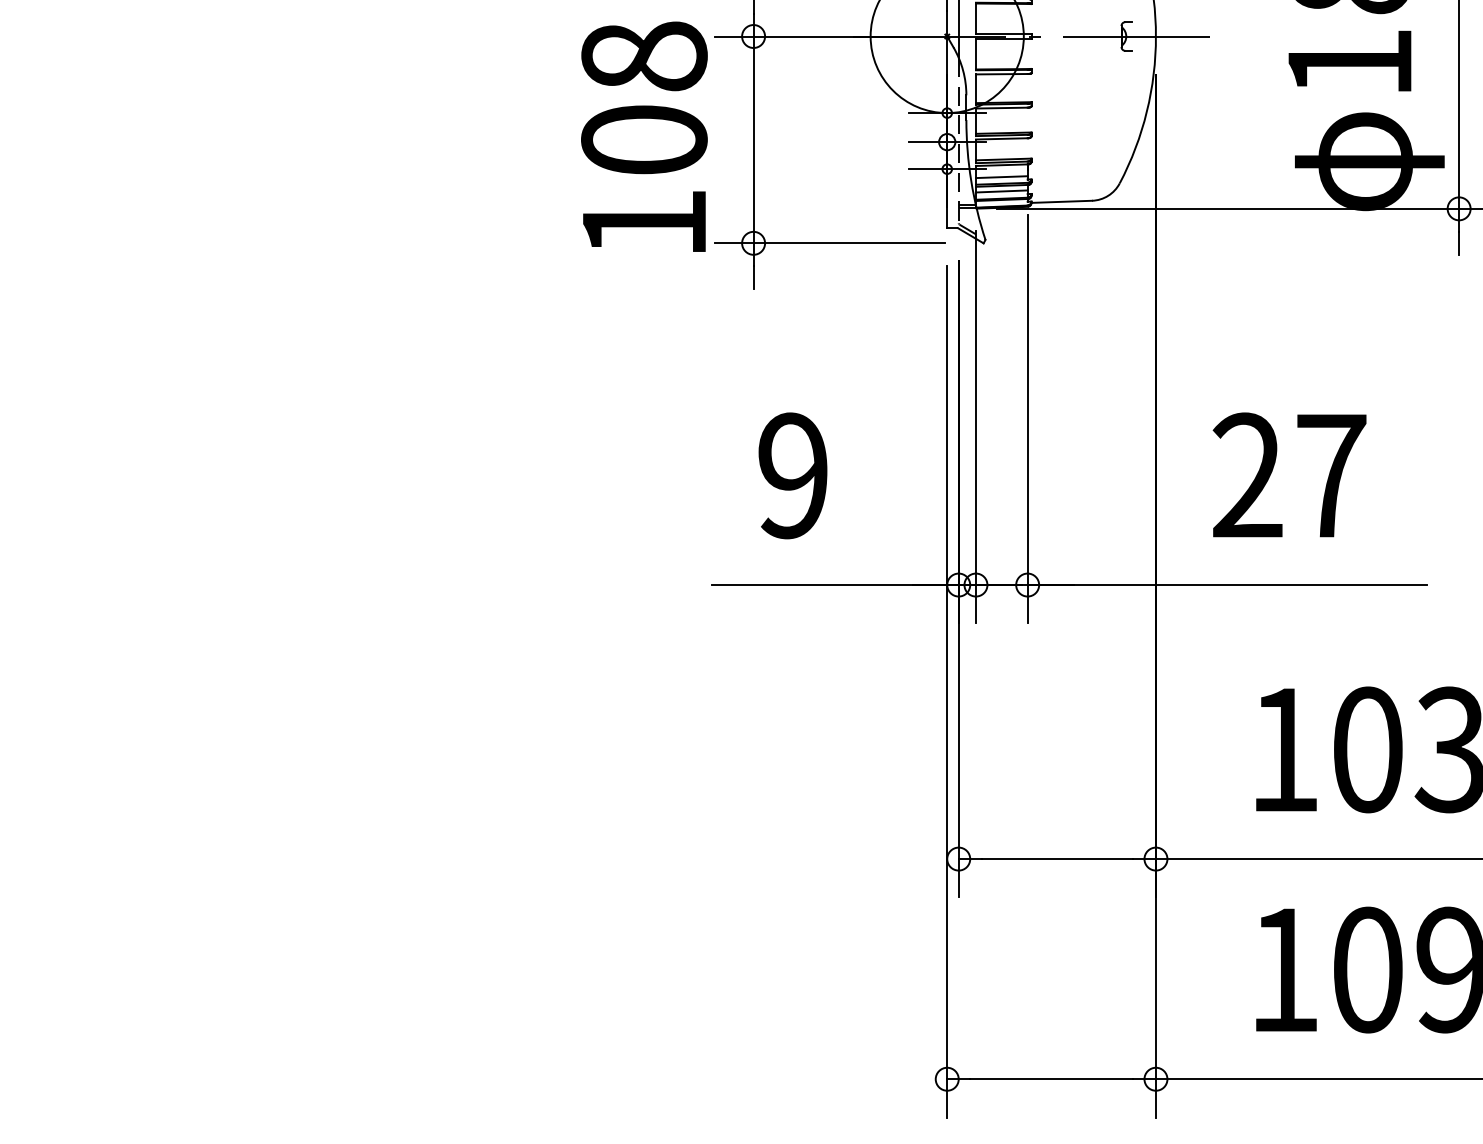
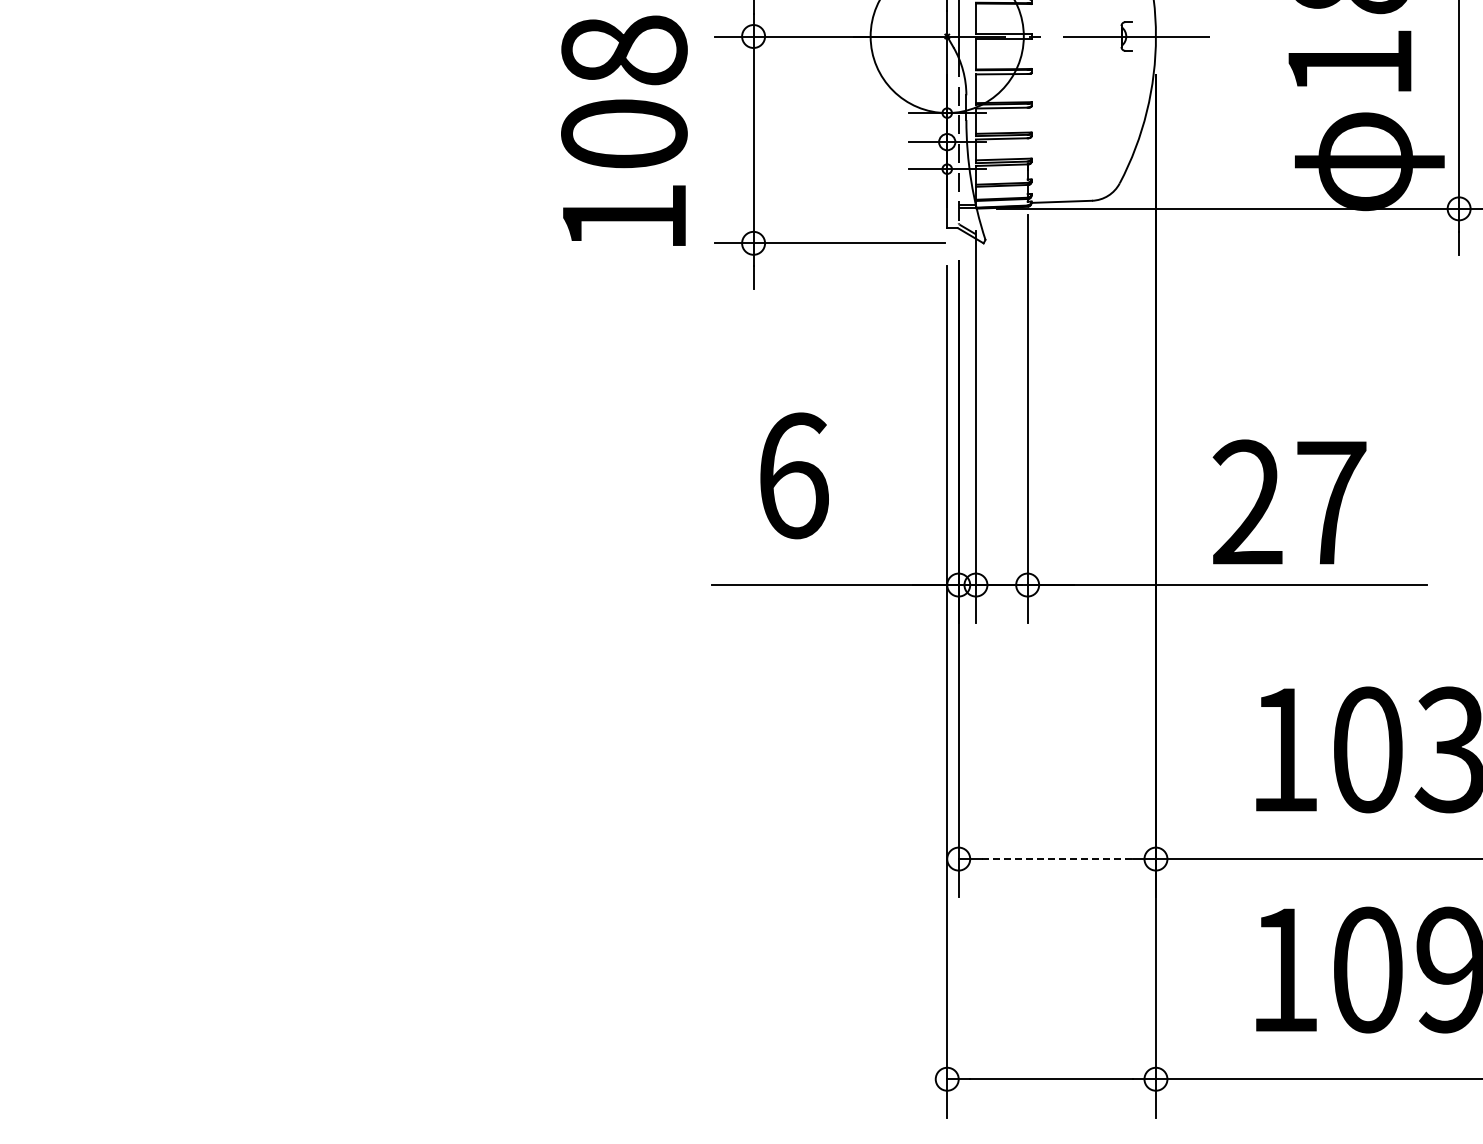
text position: (644, 136) -> (624, 130) (624, 130)
line: present -> none (1001, 177)
line: present -> none (1001, 191)
text position: (1289, 474) -> (1289, 501) (1289, 501)
text: 9 -> 6 (793, 475)
line: solid -> dashed (1057, 859)
